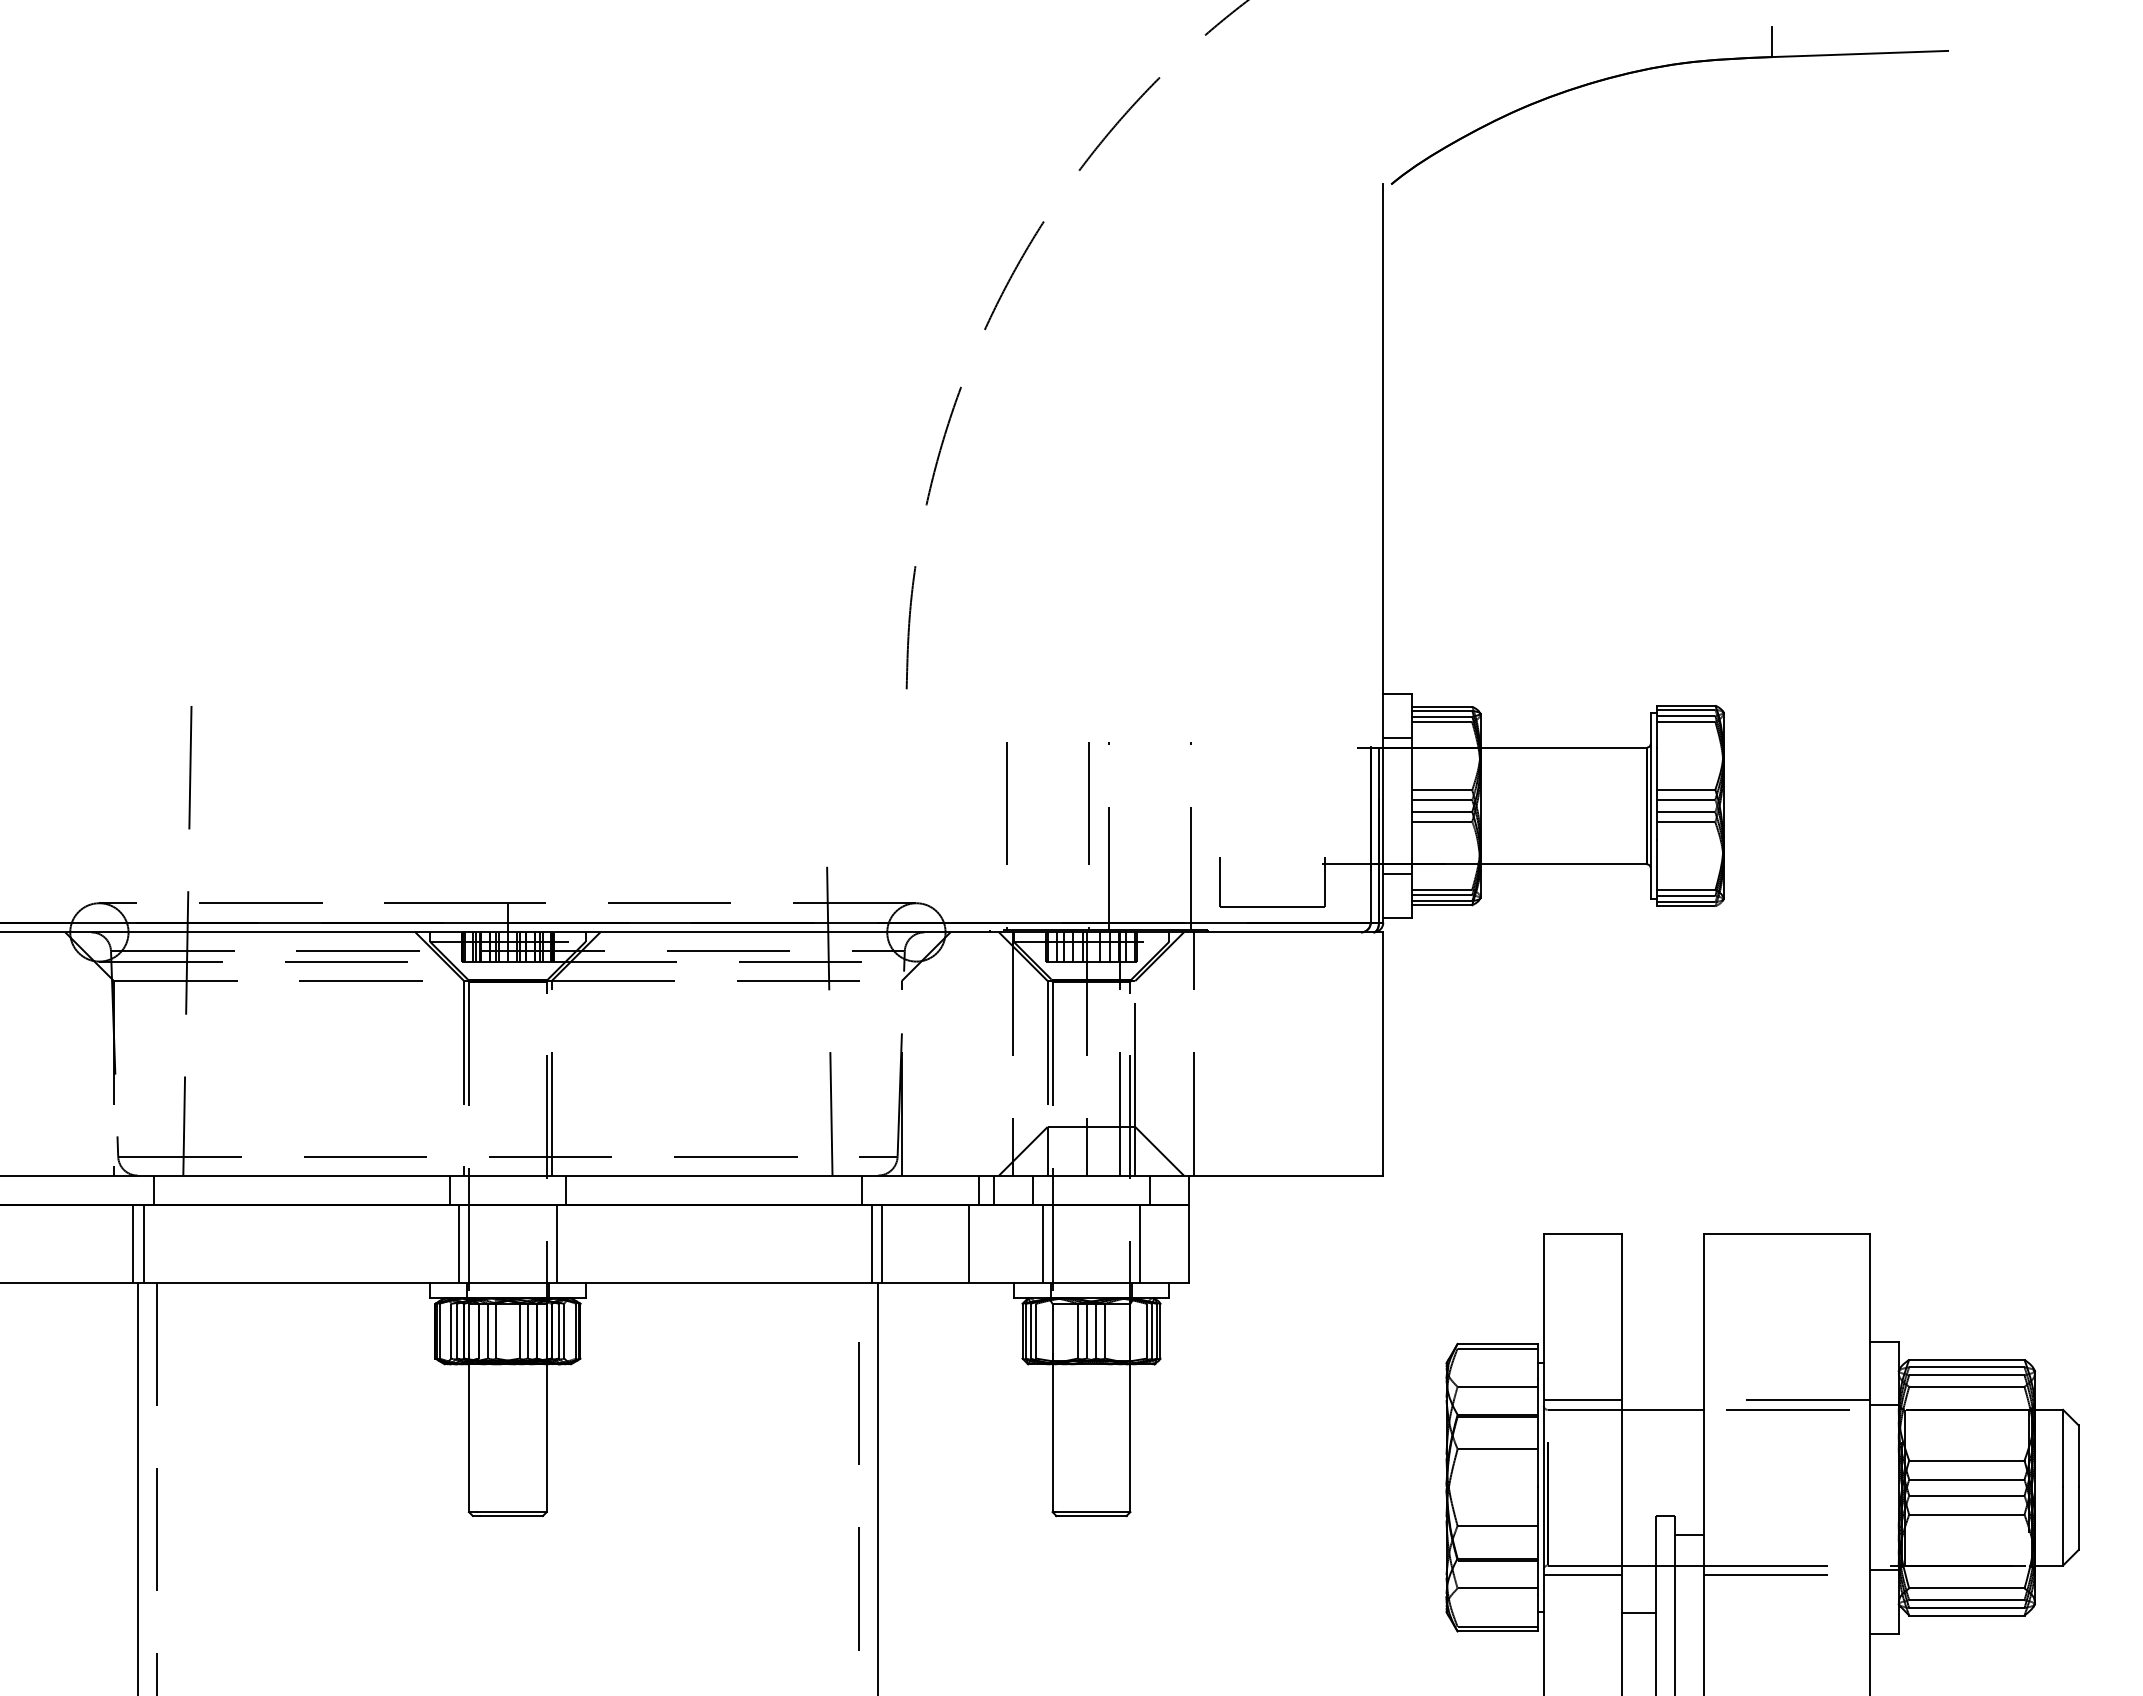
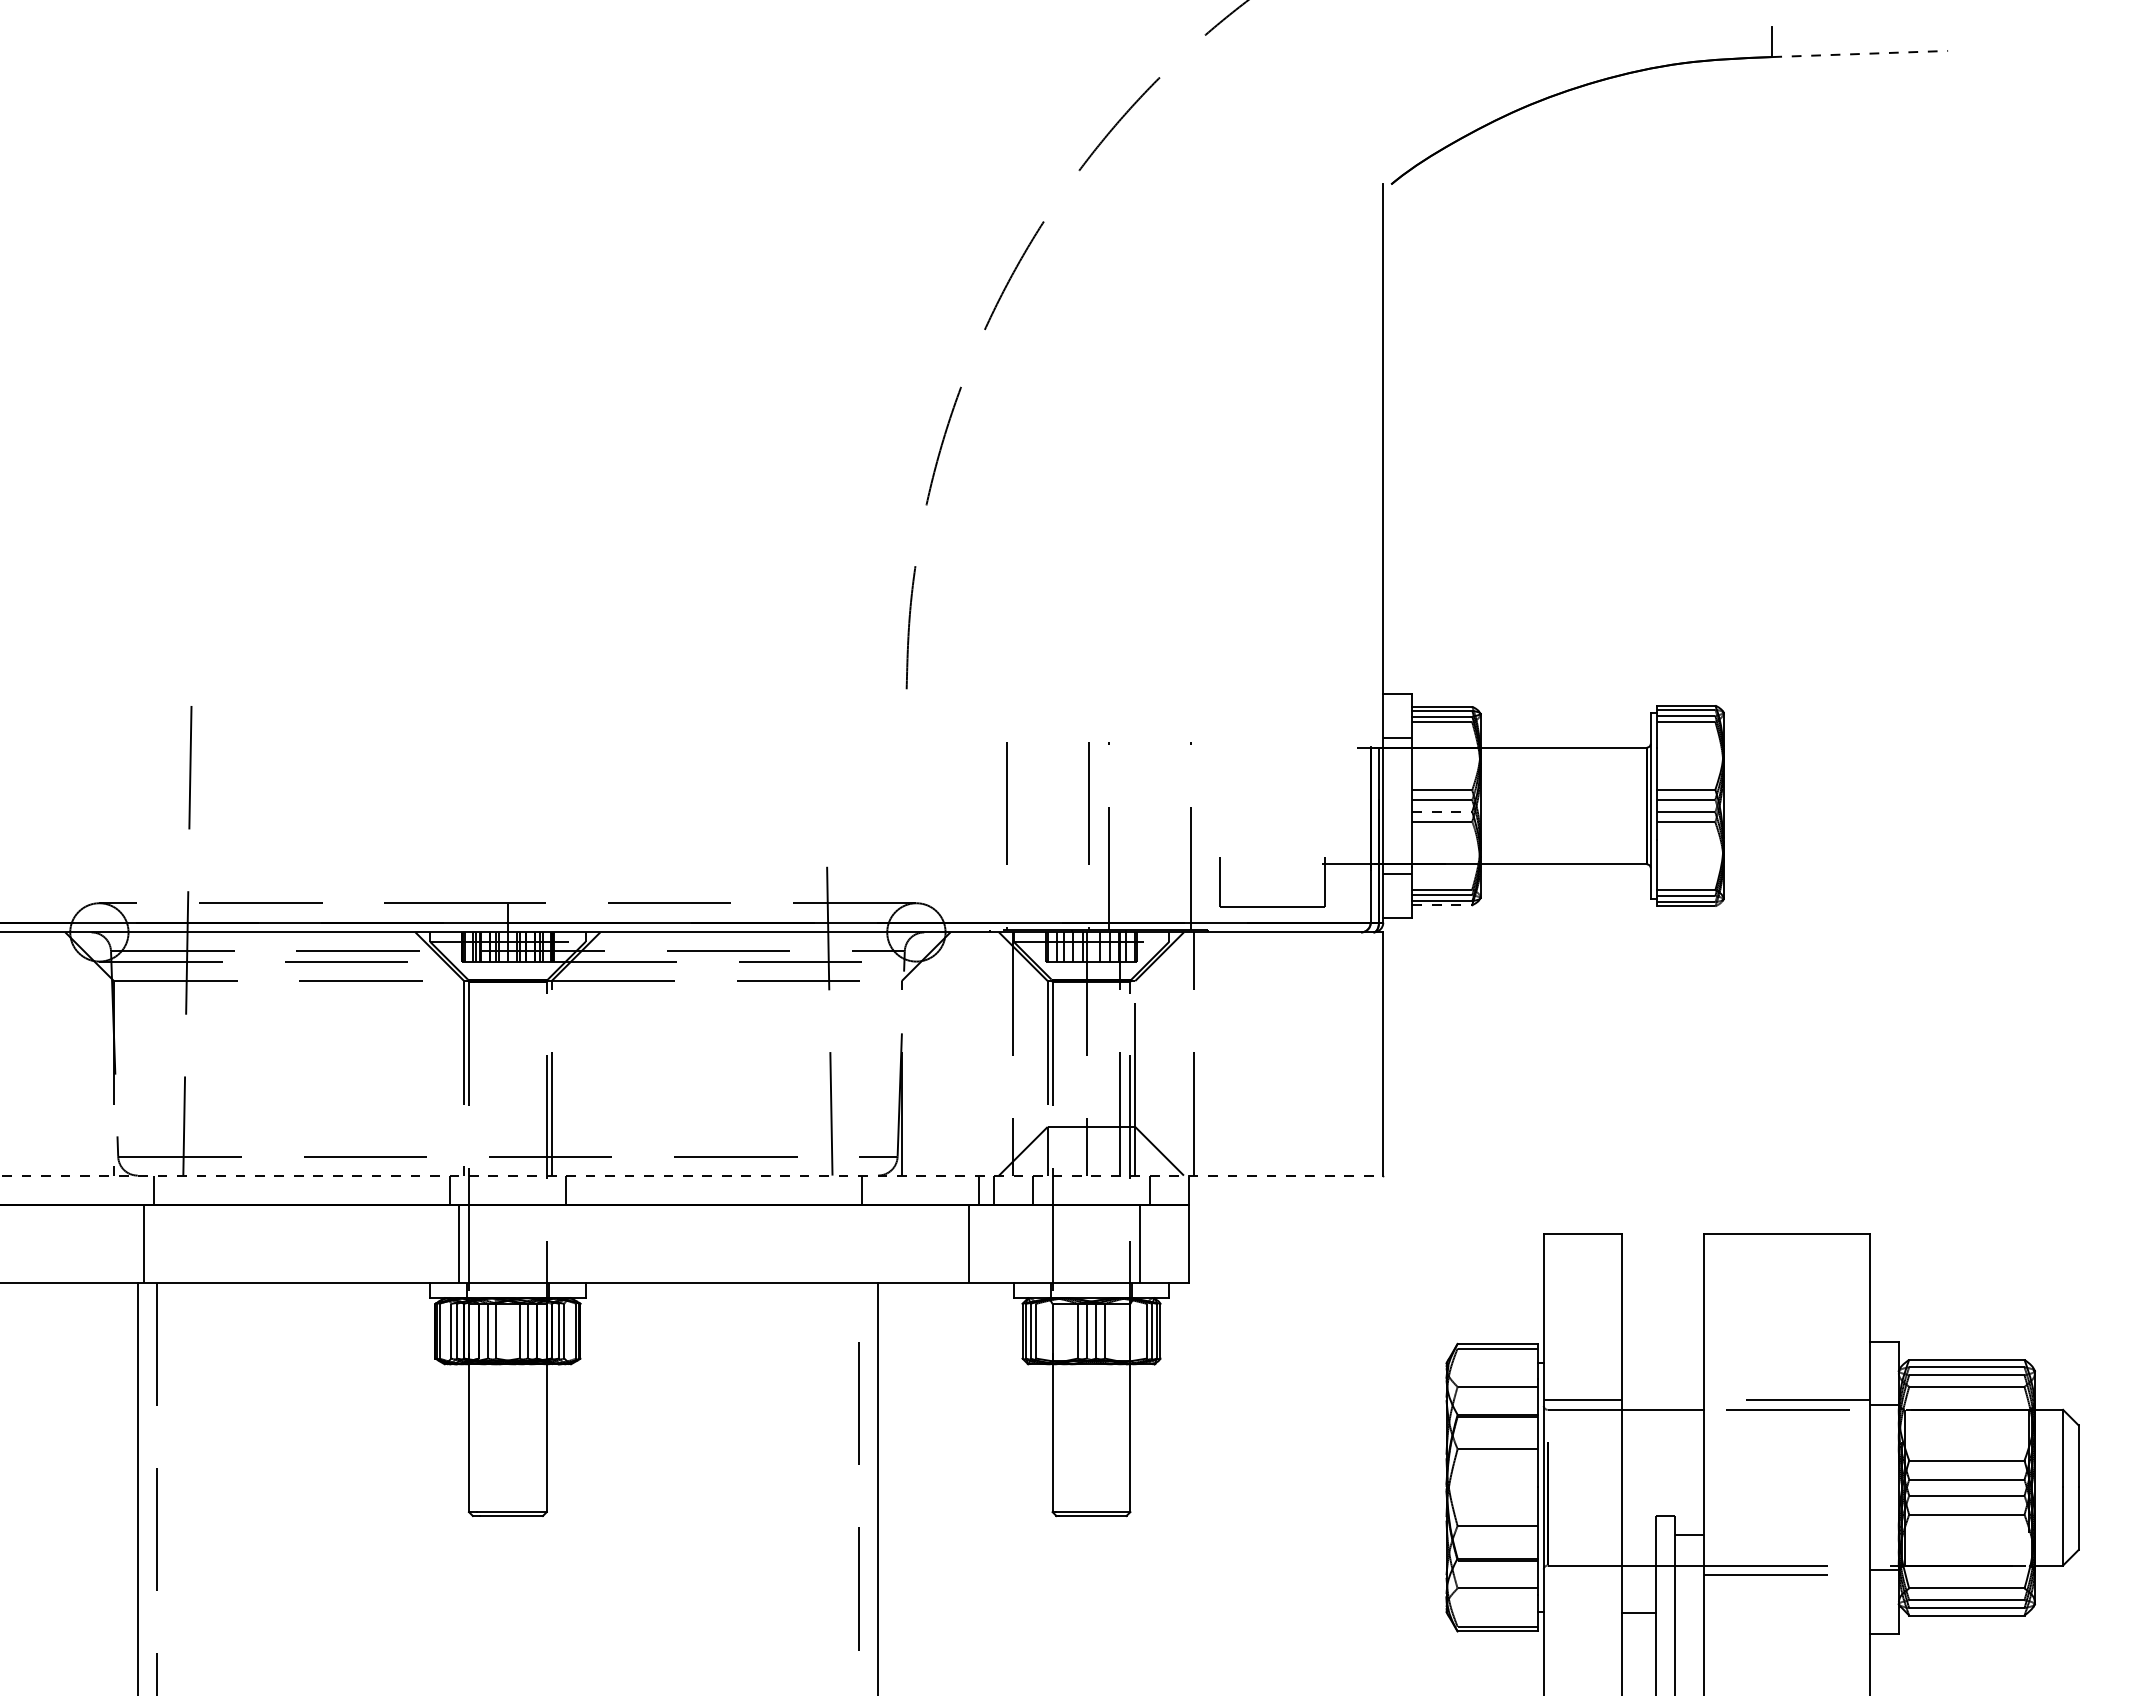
line: solid -> dashed (1860, 54)
line: solid -> dashed (1442, 811)
line: solid -> dashed (1442, 905)
line: solid -> dashed (692, 1175)
line: present -> none (133, 1243)
line: present -> none (556, 1243)
line: present -> none (871, 1243)
line: present -> none (882, 1243)
line: present -> none (1042, 1243)
line: present -> none (1582, 1575)
